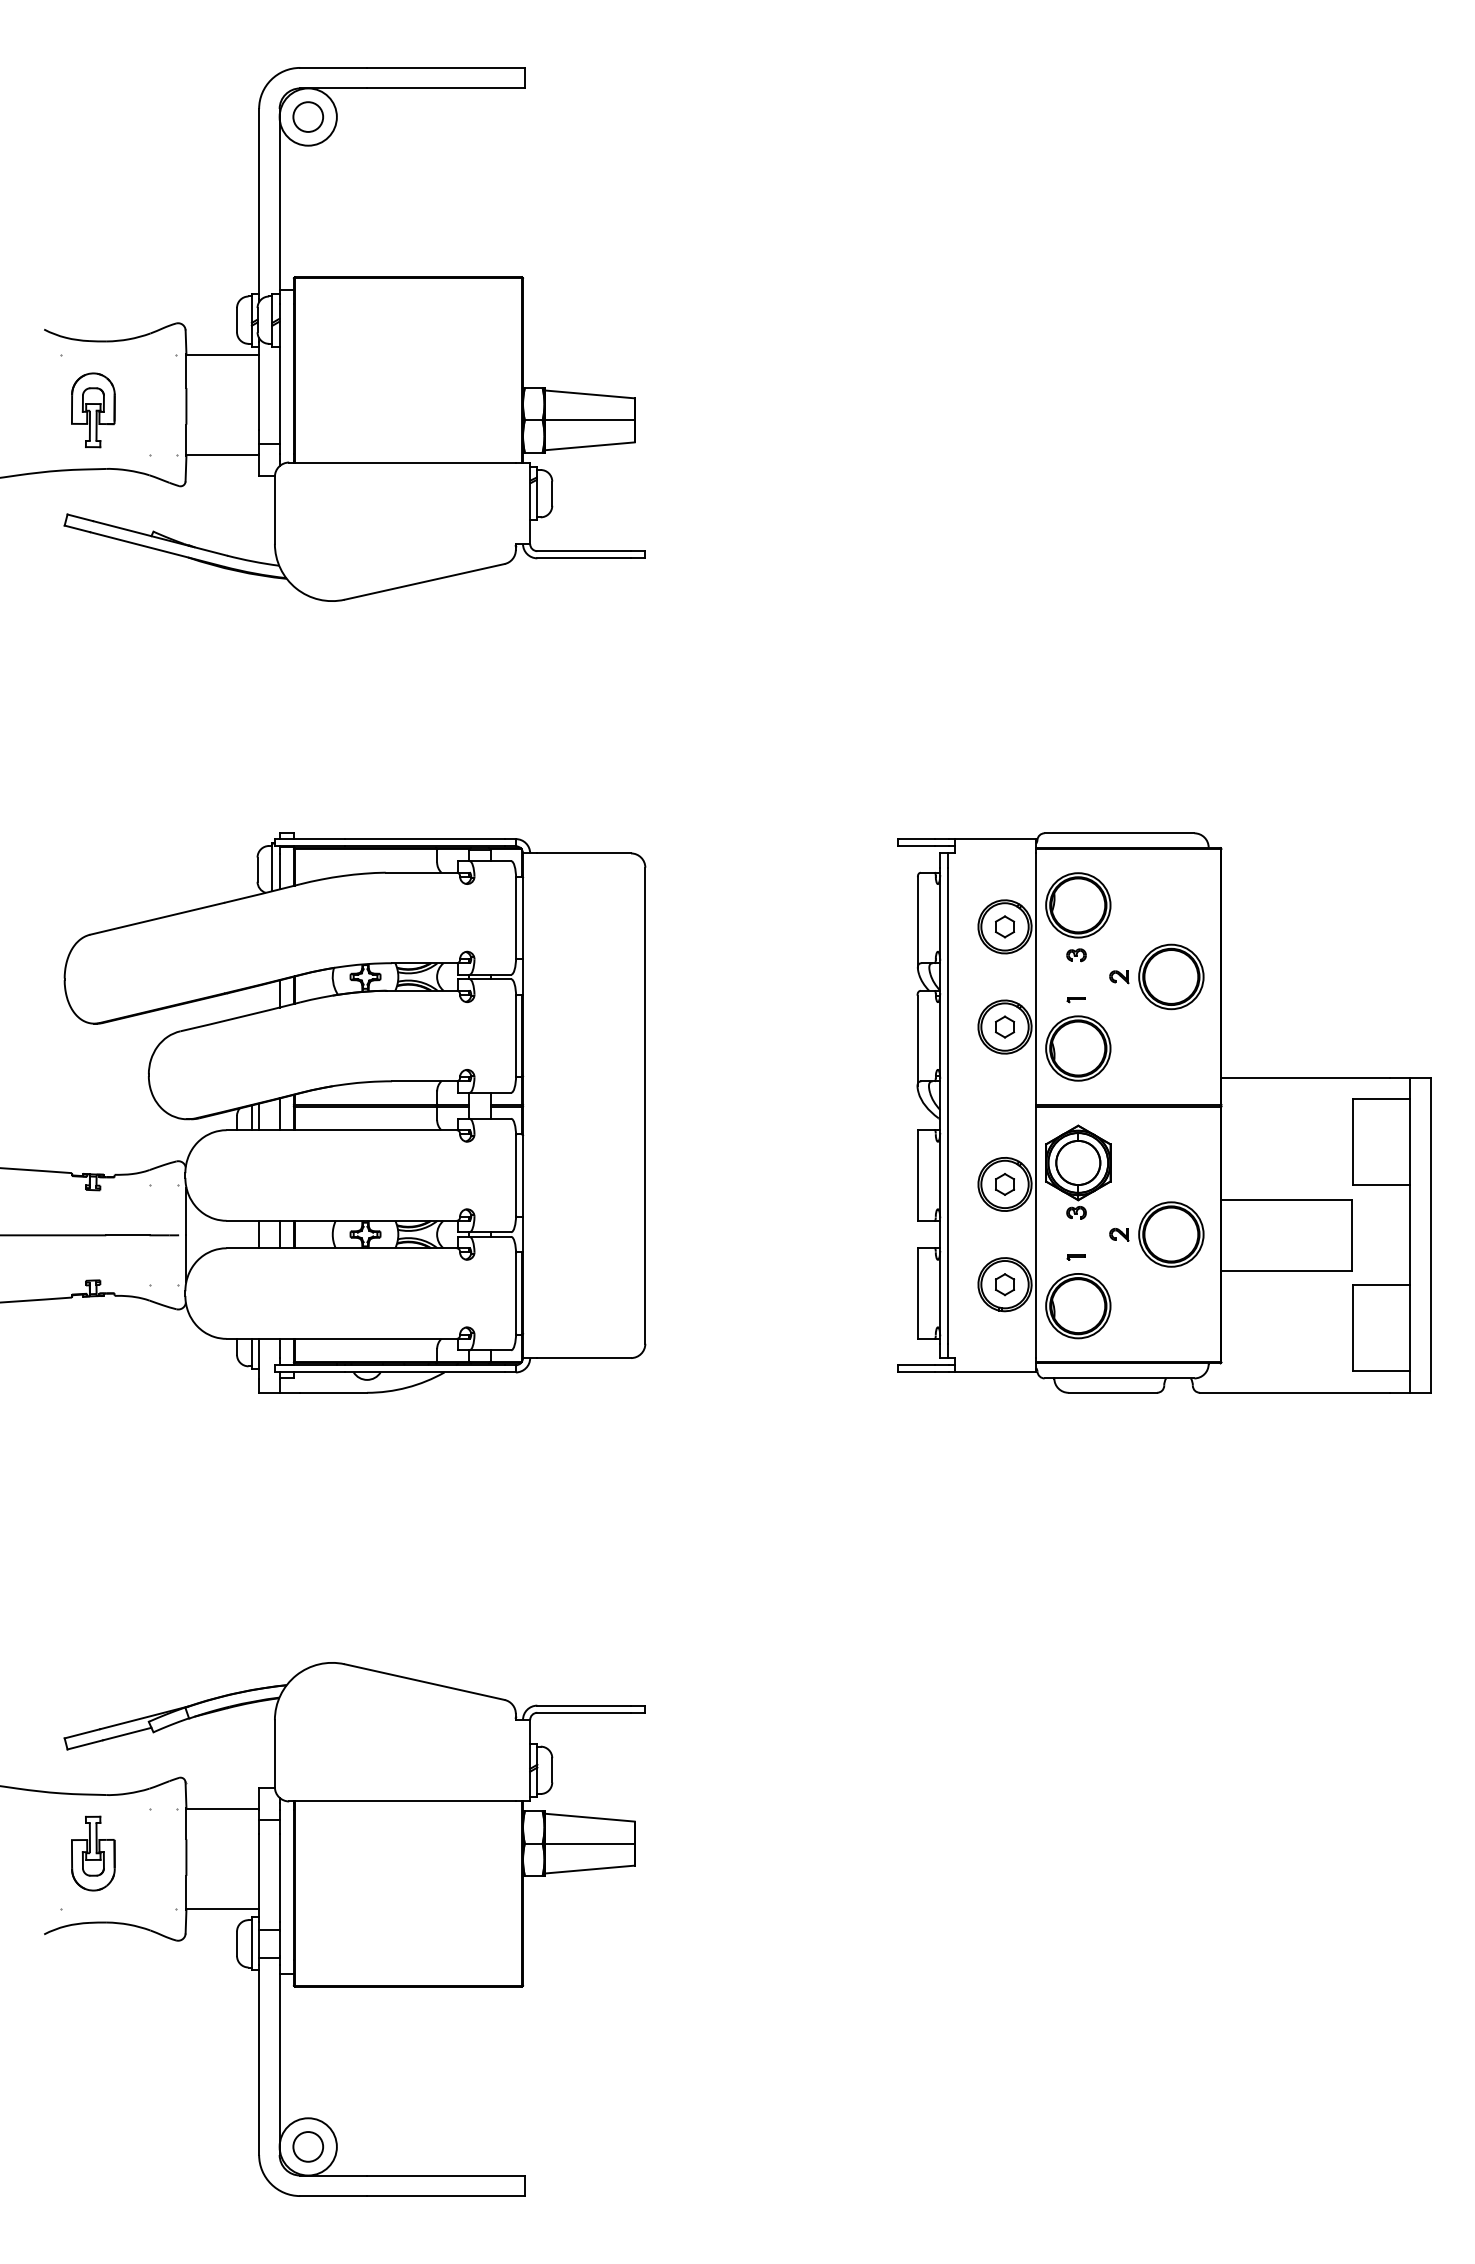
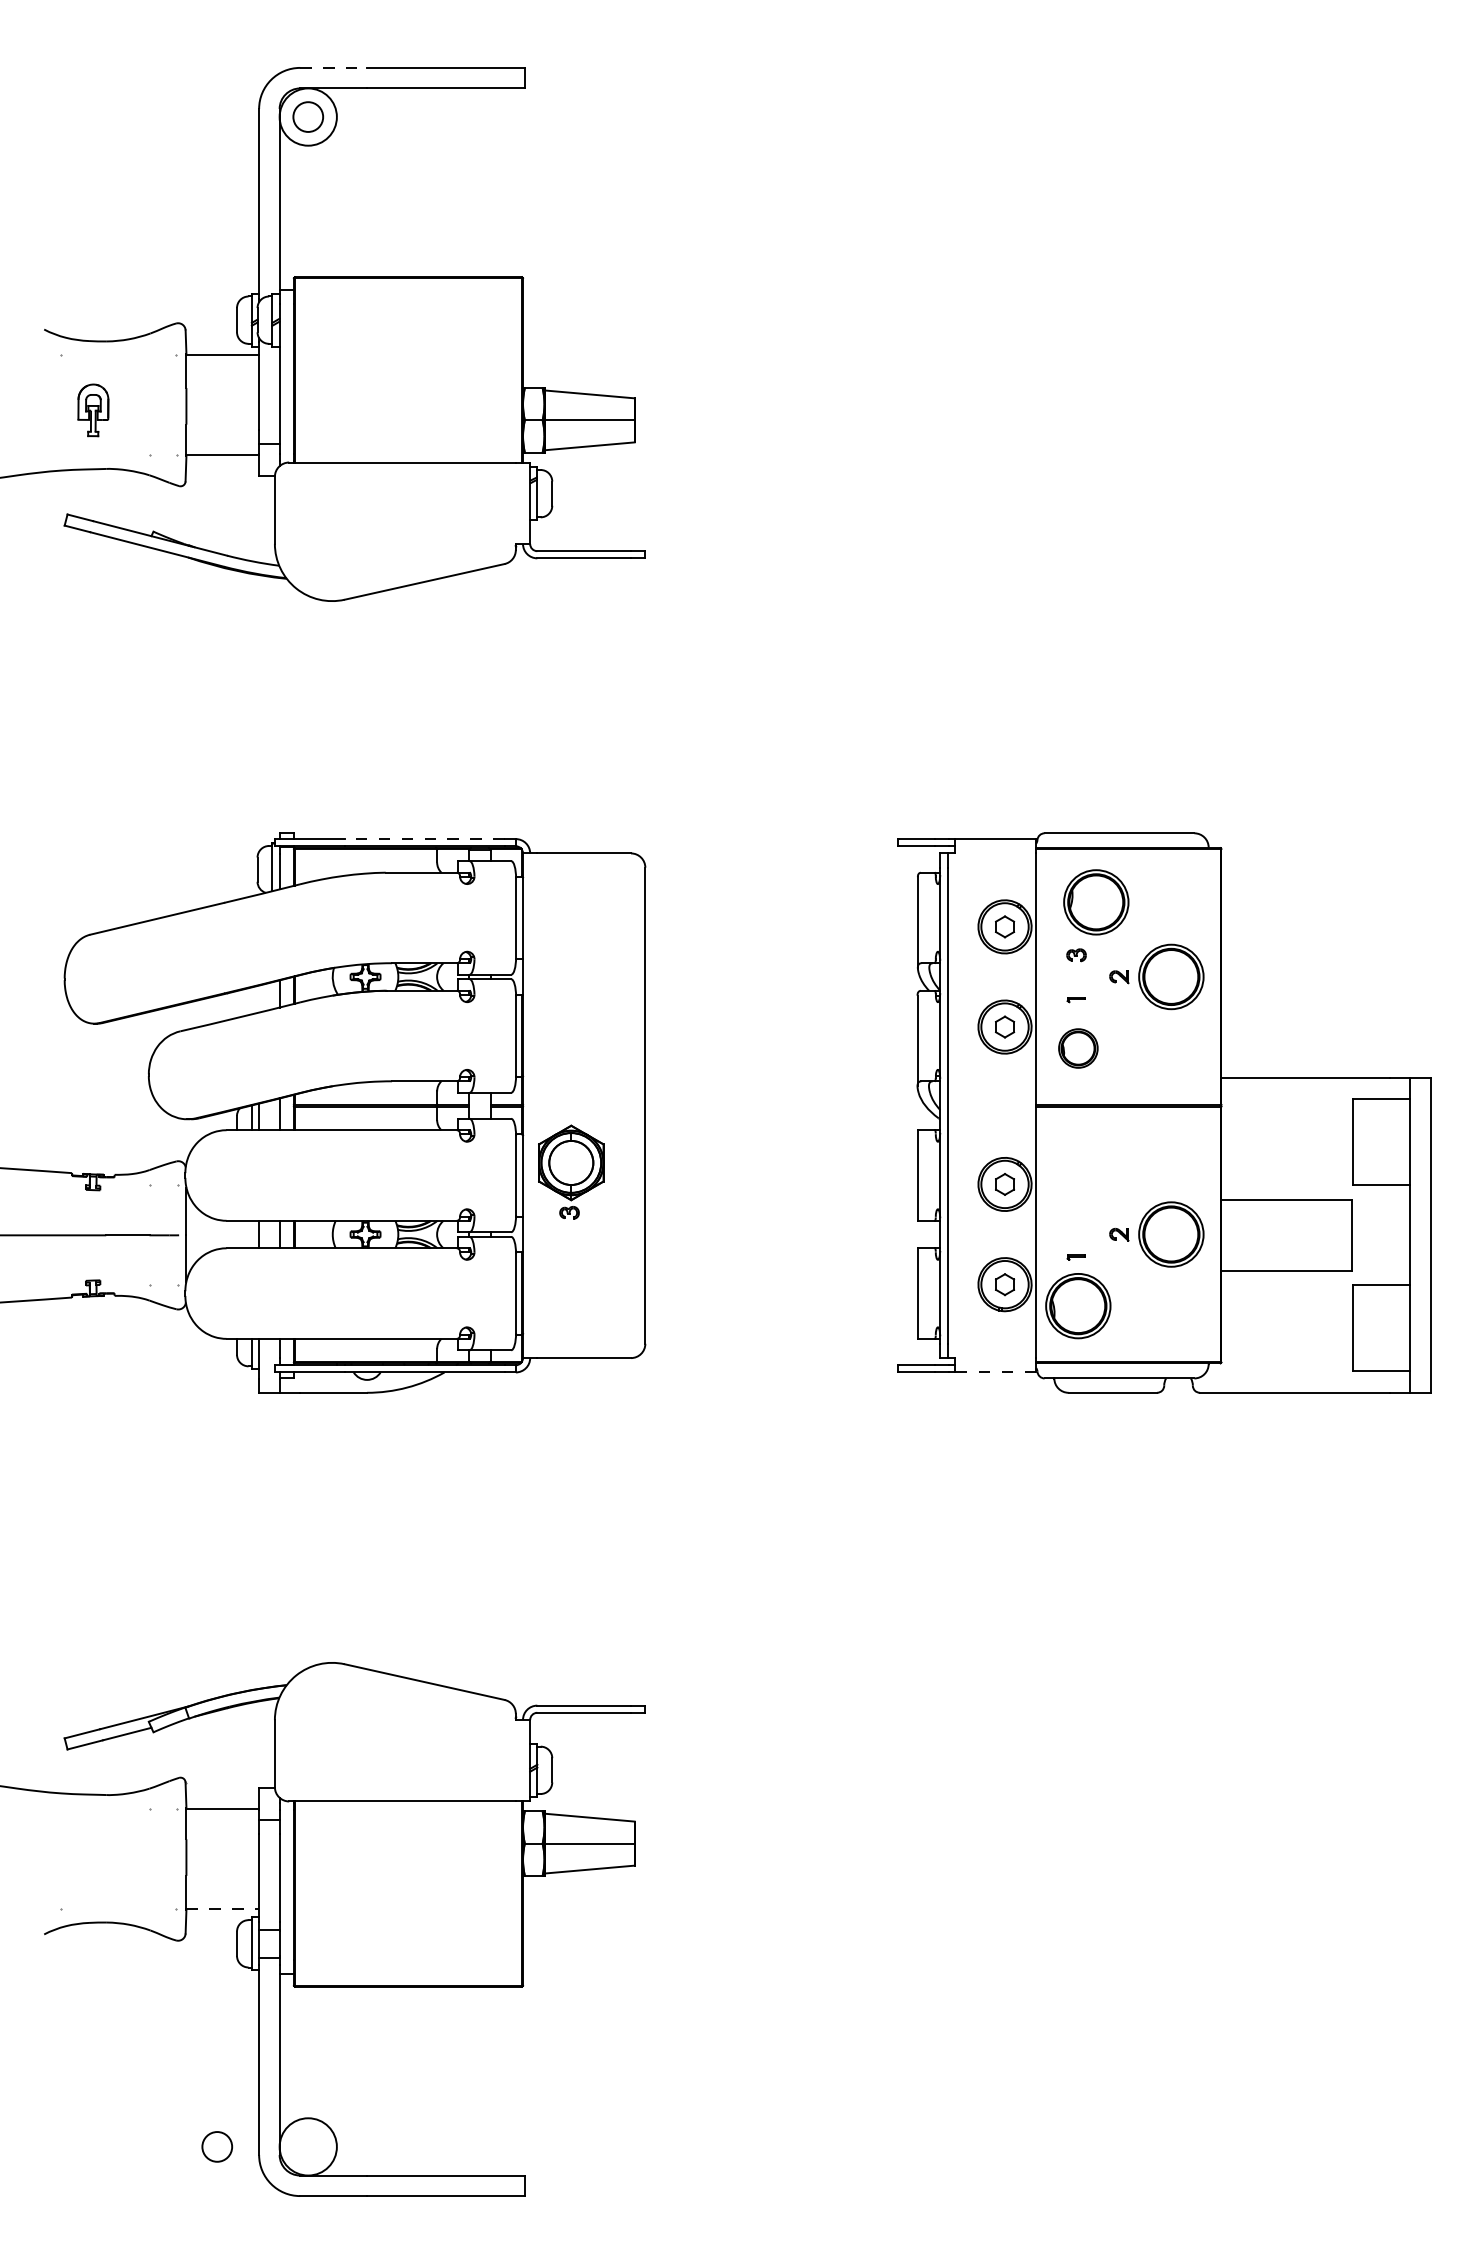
line: solid -> dashed (334, 67)
part size: 45x77 px -> 33x55 px (93, 410)
line: solid -> dashed (424, 839)
part position: (1078, 905) -> (1096, 902) (1096, 902)
part size: 67x67 px -> 41x41 px (1078, 1048)
part position: (1078, 1171) -> (571, 1171) (571, 1171)
line: solid -> dashed (995, 1372)
part: present -> none (93, 1853)
line: solid -> dashed (223, 1908)
circle position: (308, 2146) -> (217, 2146) (217, 2146)
